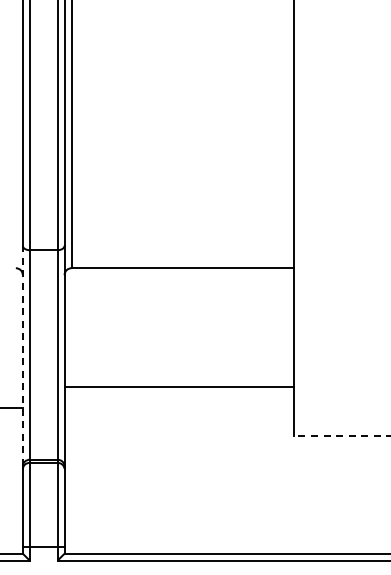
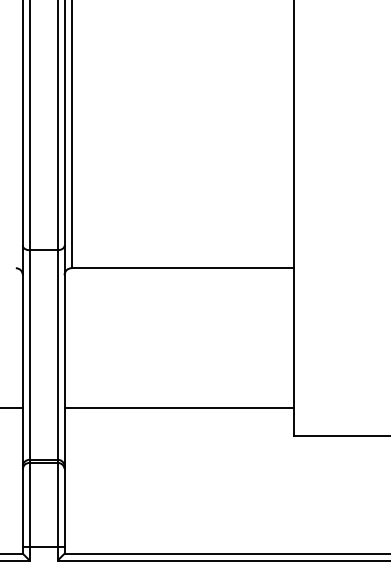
line: dashed -> solid (22, 355)
line position: (179, 386) -> (179, 407) (179, 407)
line: dashed -> solid (342, 435)
